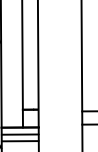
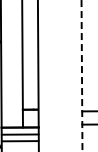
line: solid -> dashed (82, 76)
